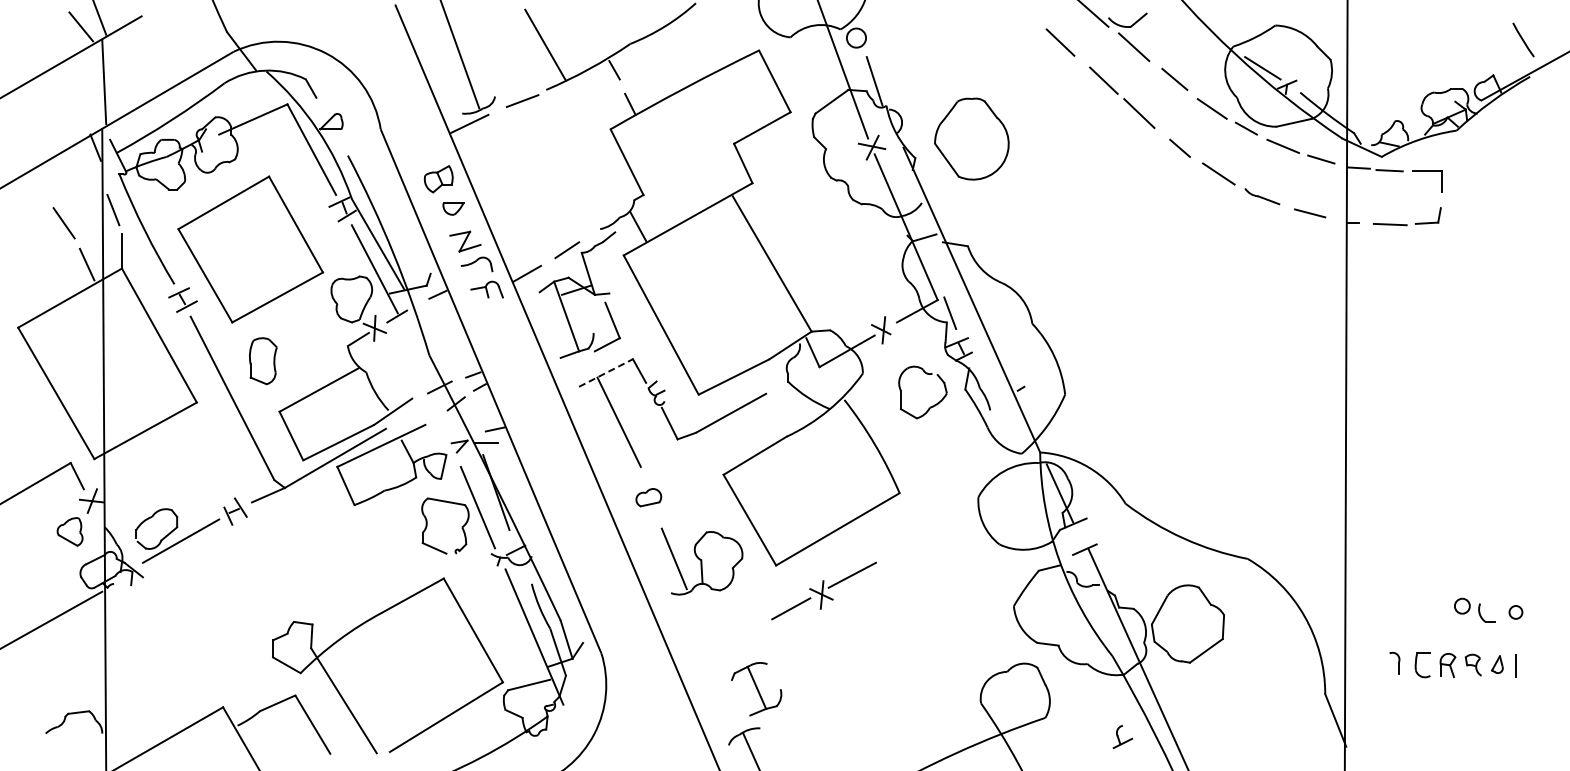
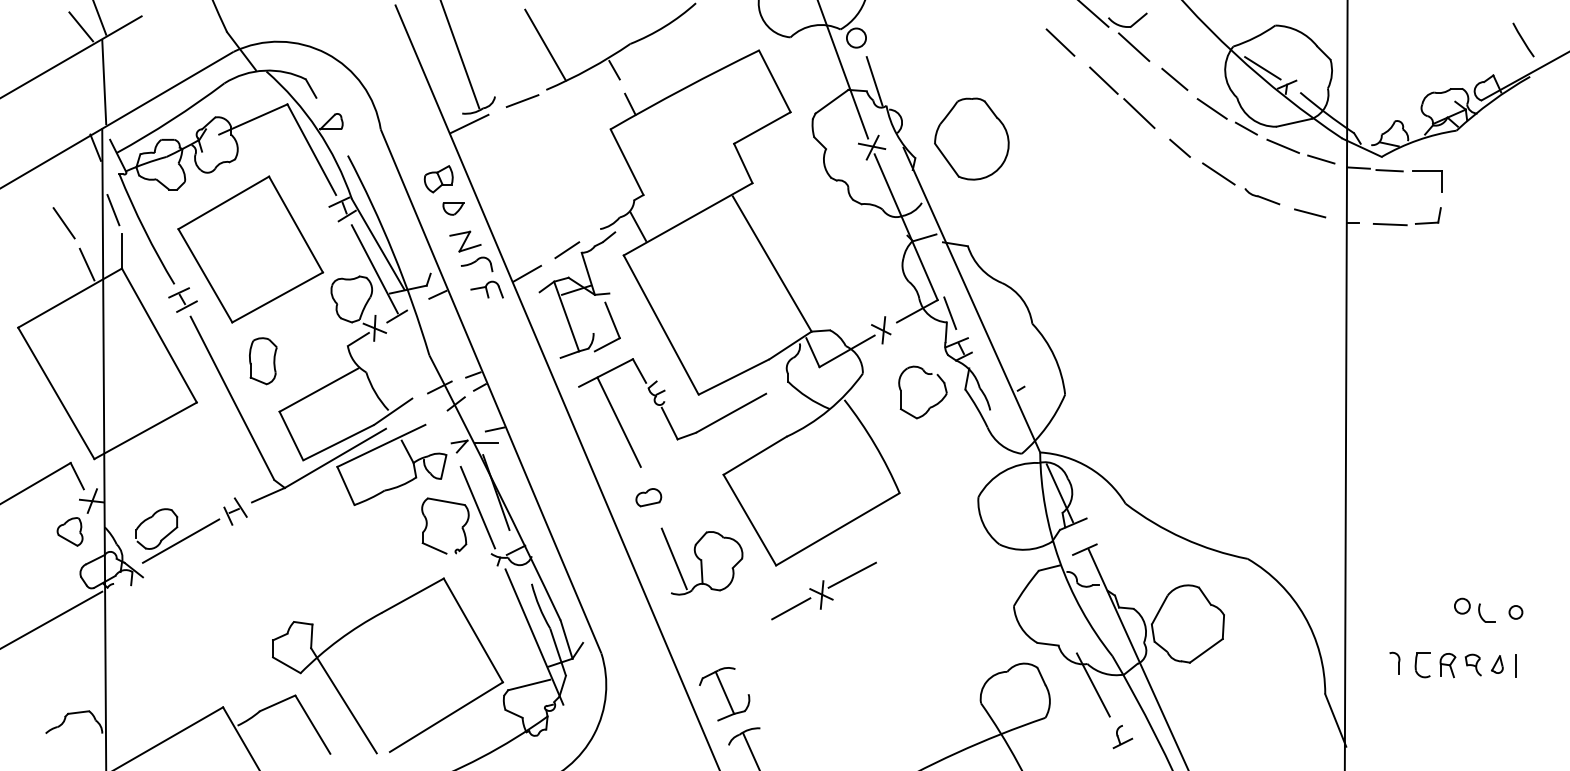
line: dashed -> solid (606, 372)
line: none -> present (1092, 684)
part position: (756, 689) -> (724, 694) (724, 694)
